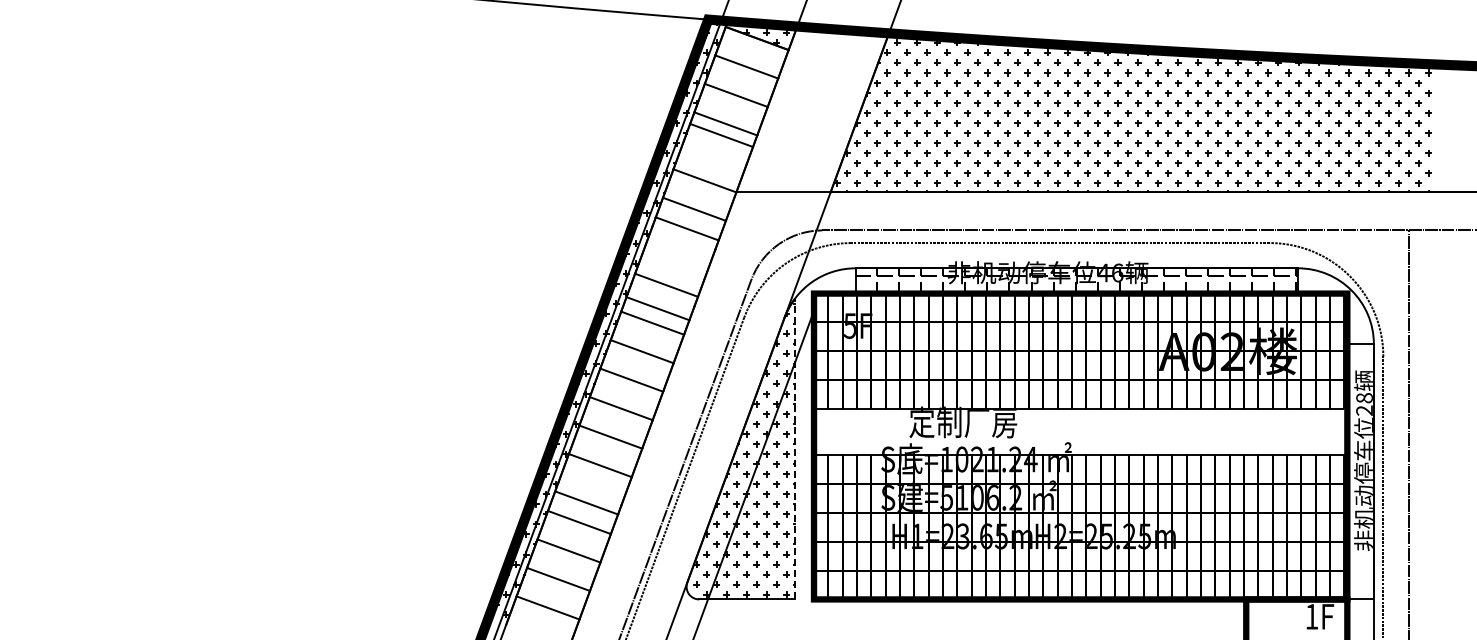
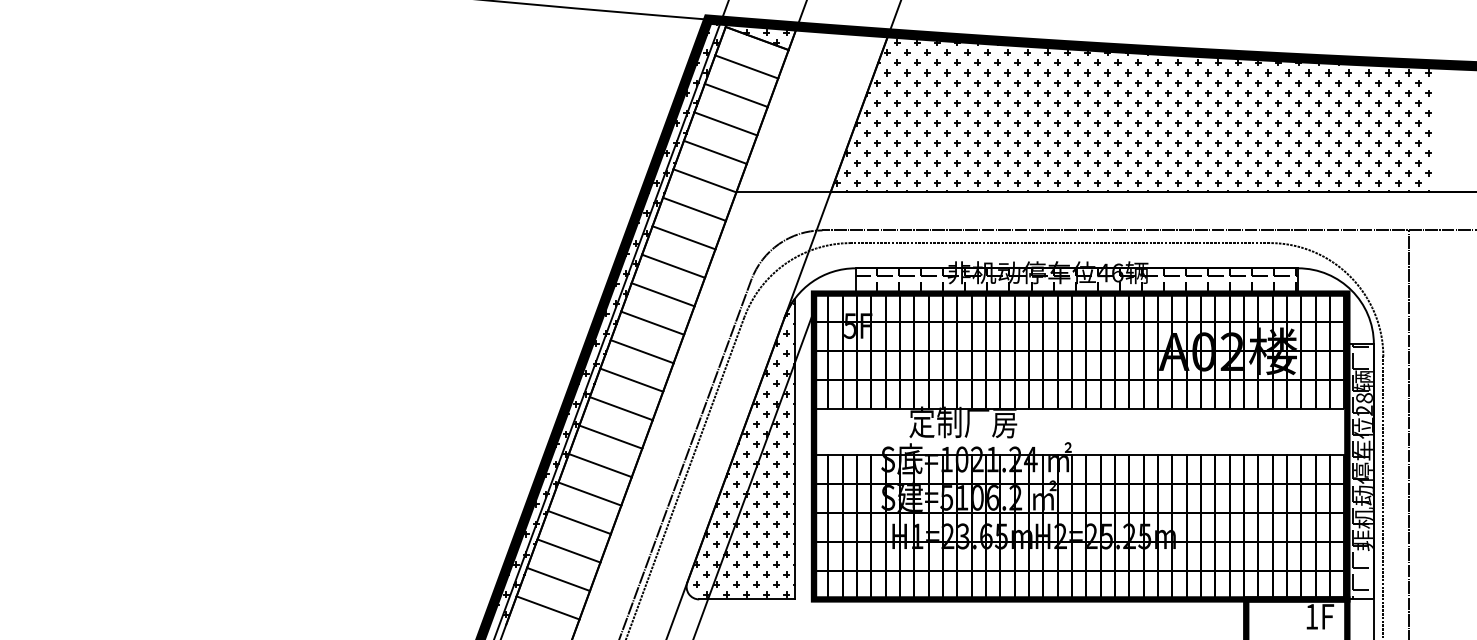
line position: (720, 134) -> (714, 151) (714, 151)
line position: (686, 228) -> (683, 237) (683, 237)
line position: (666, 284) -> (673, 265) (673, 265)
line position: (657, 308) -> (662, 294) (662, 294)
line: dashed -> solid (795, 448)
hatch: none -> present (1361, 471)
line position: (586, 502) -> (589, 493) (589, 493)
